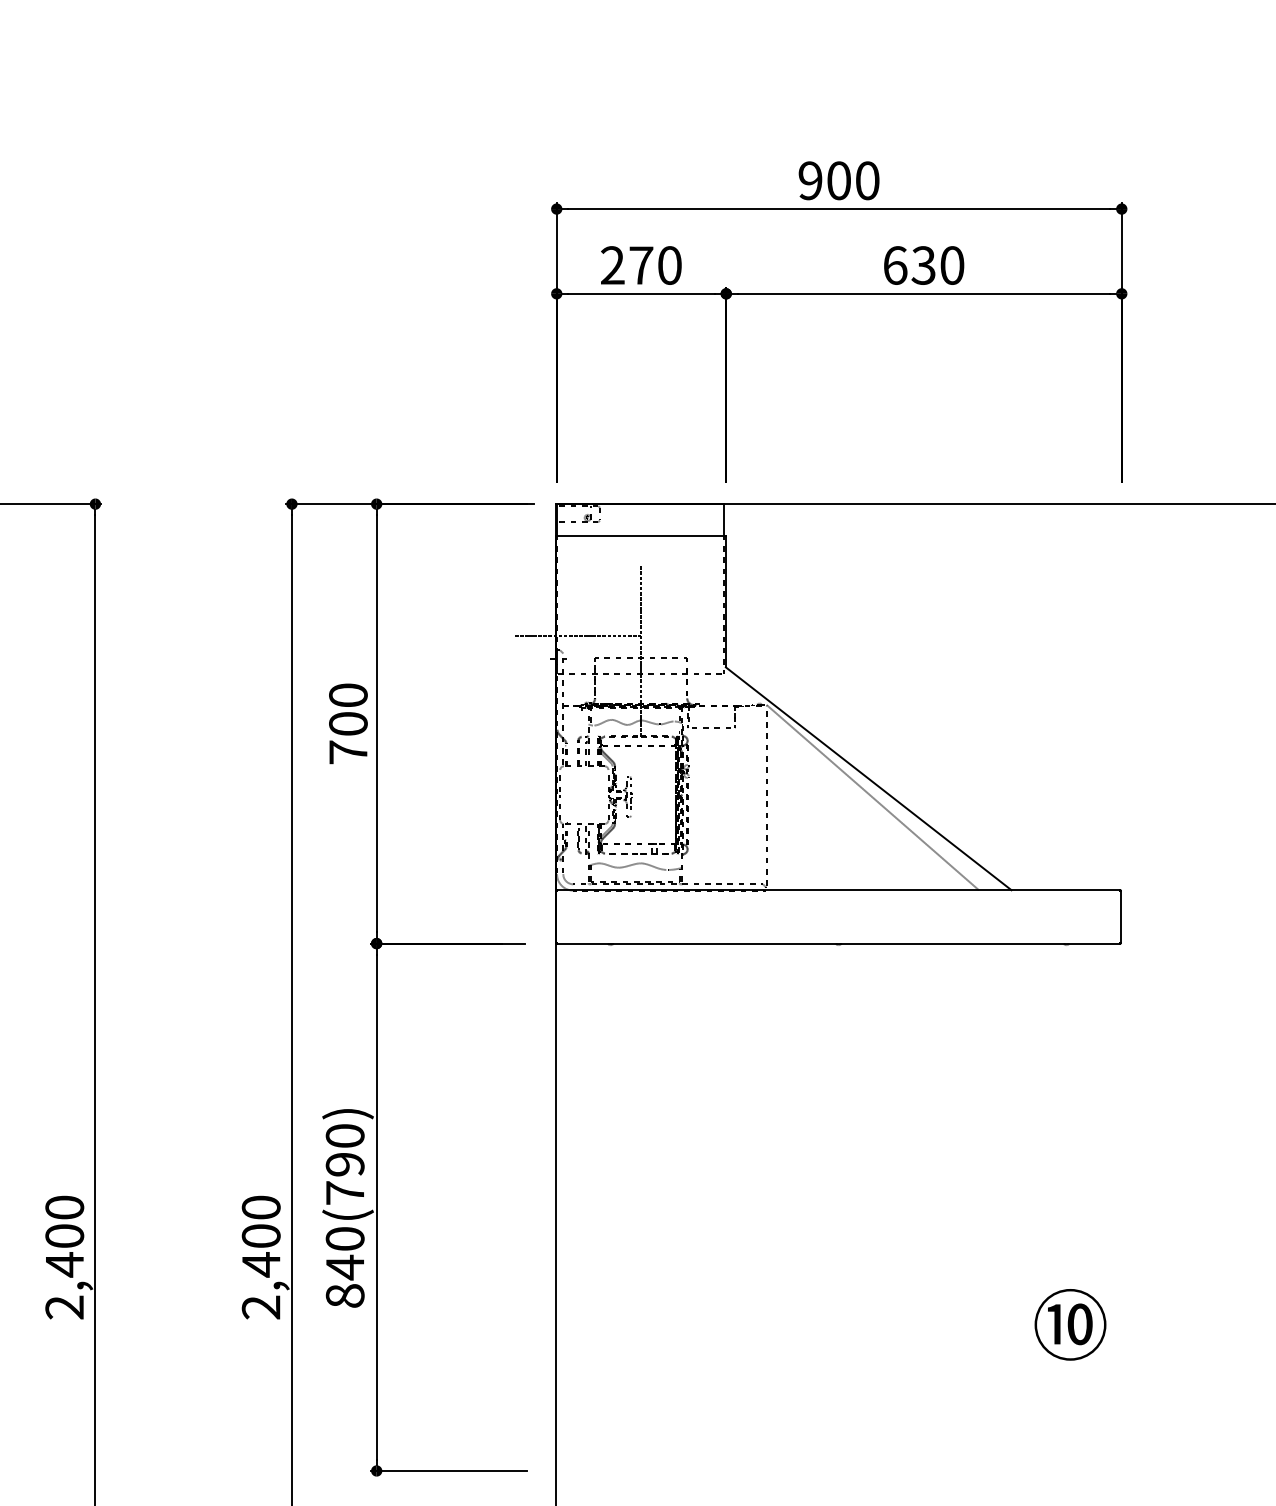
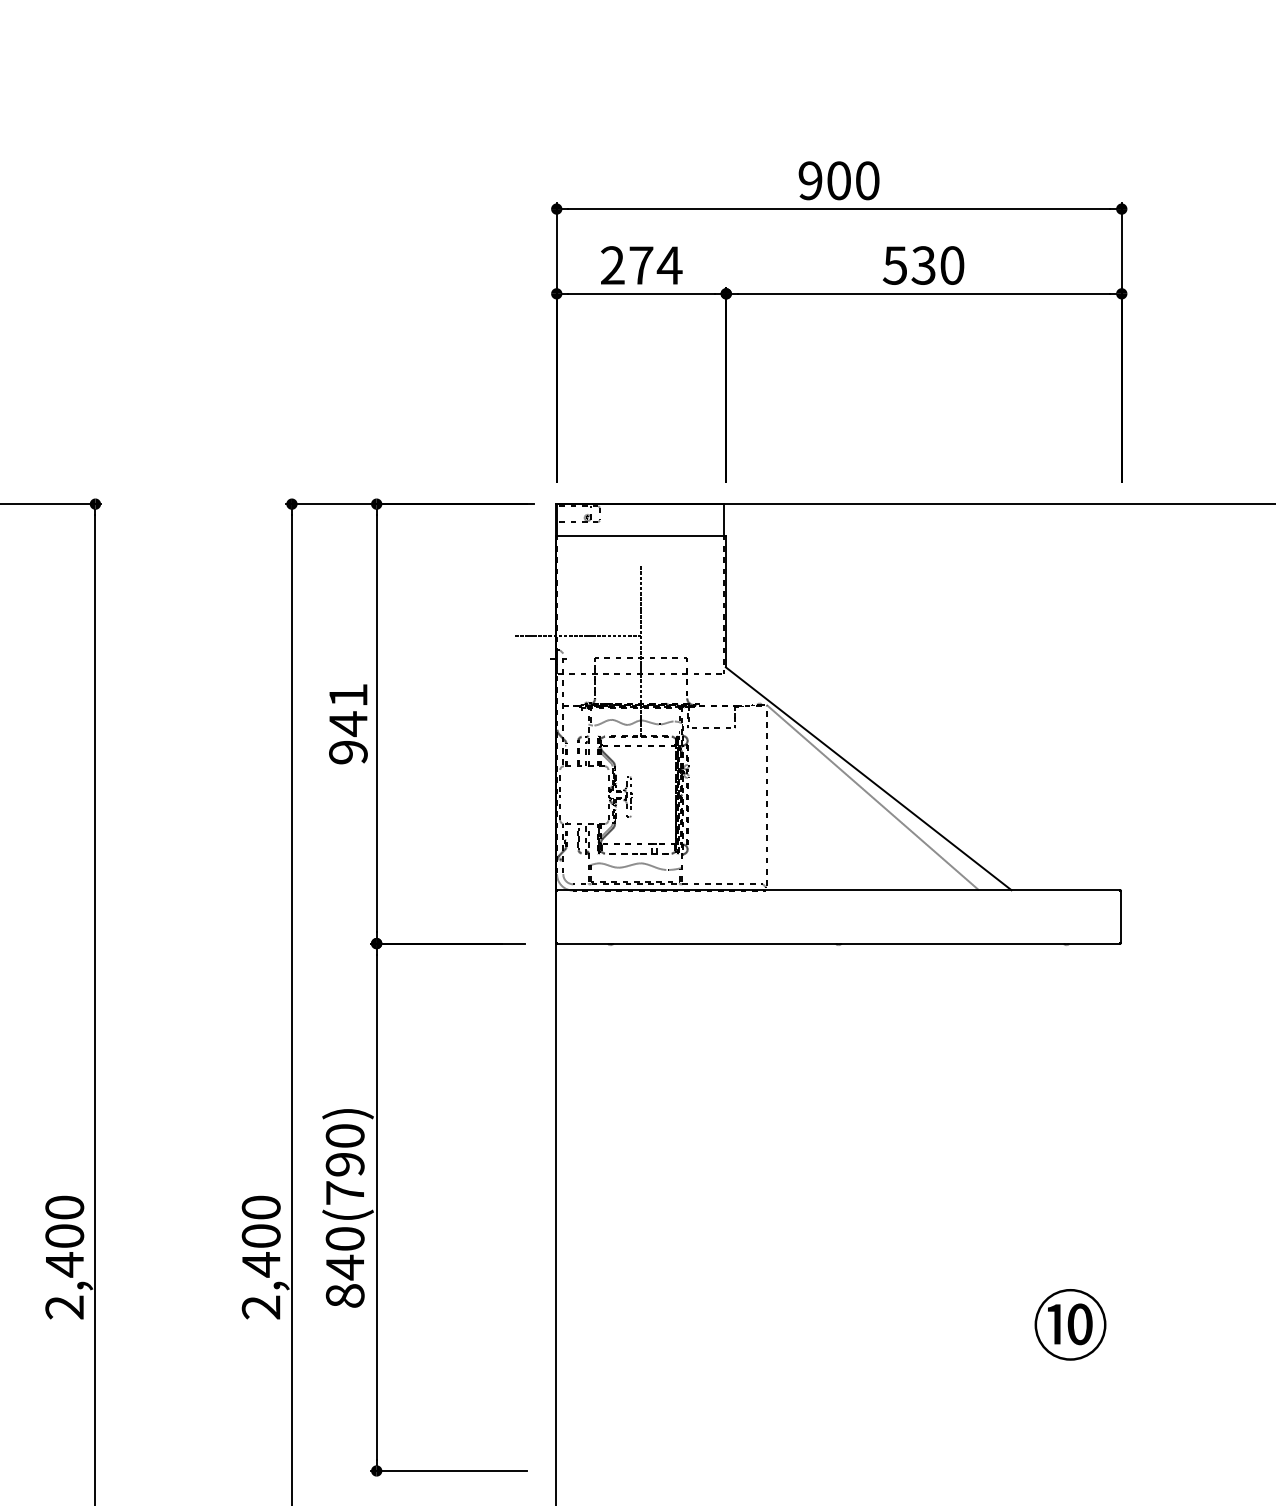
text: 270 -> 274 (669, 265)
text: 630 -> 530 (894, 265)
text: 700 -> 941 (348, 723)
